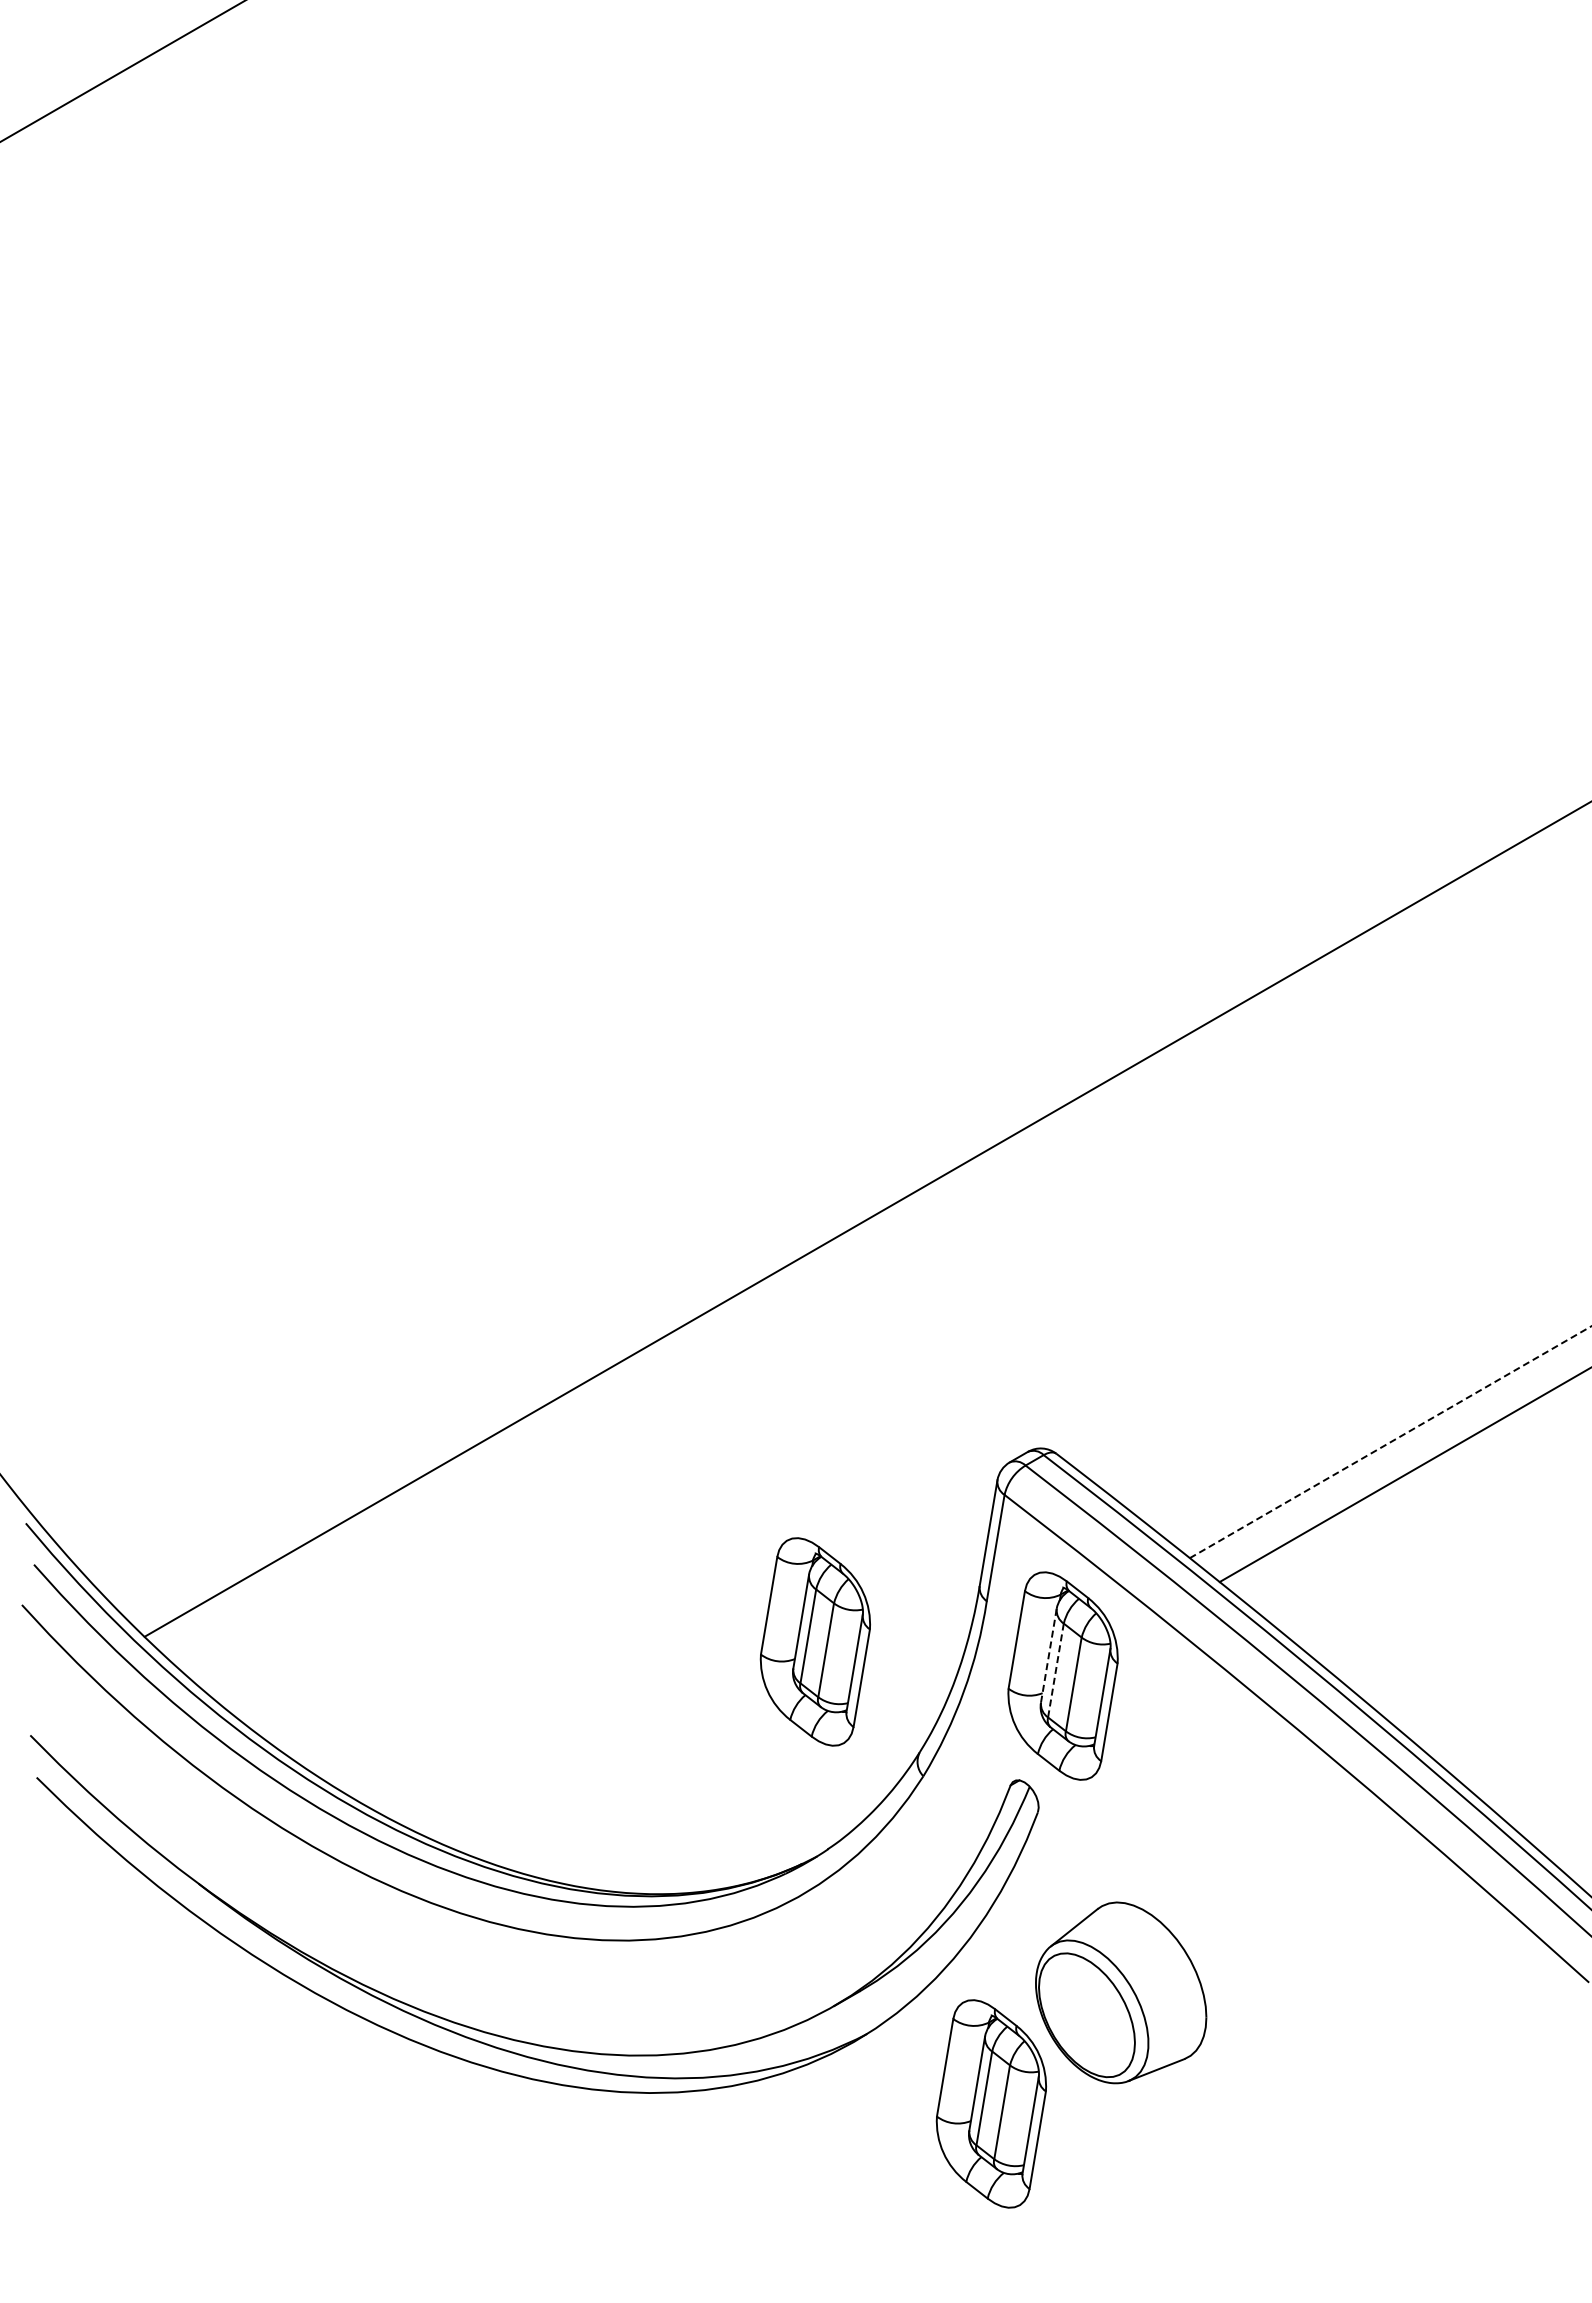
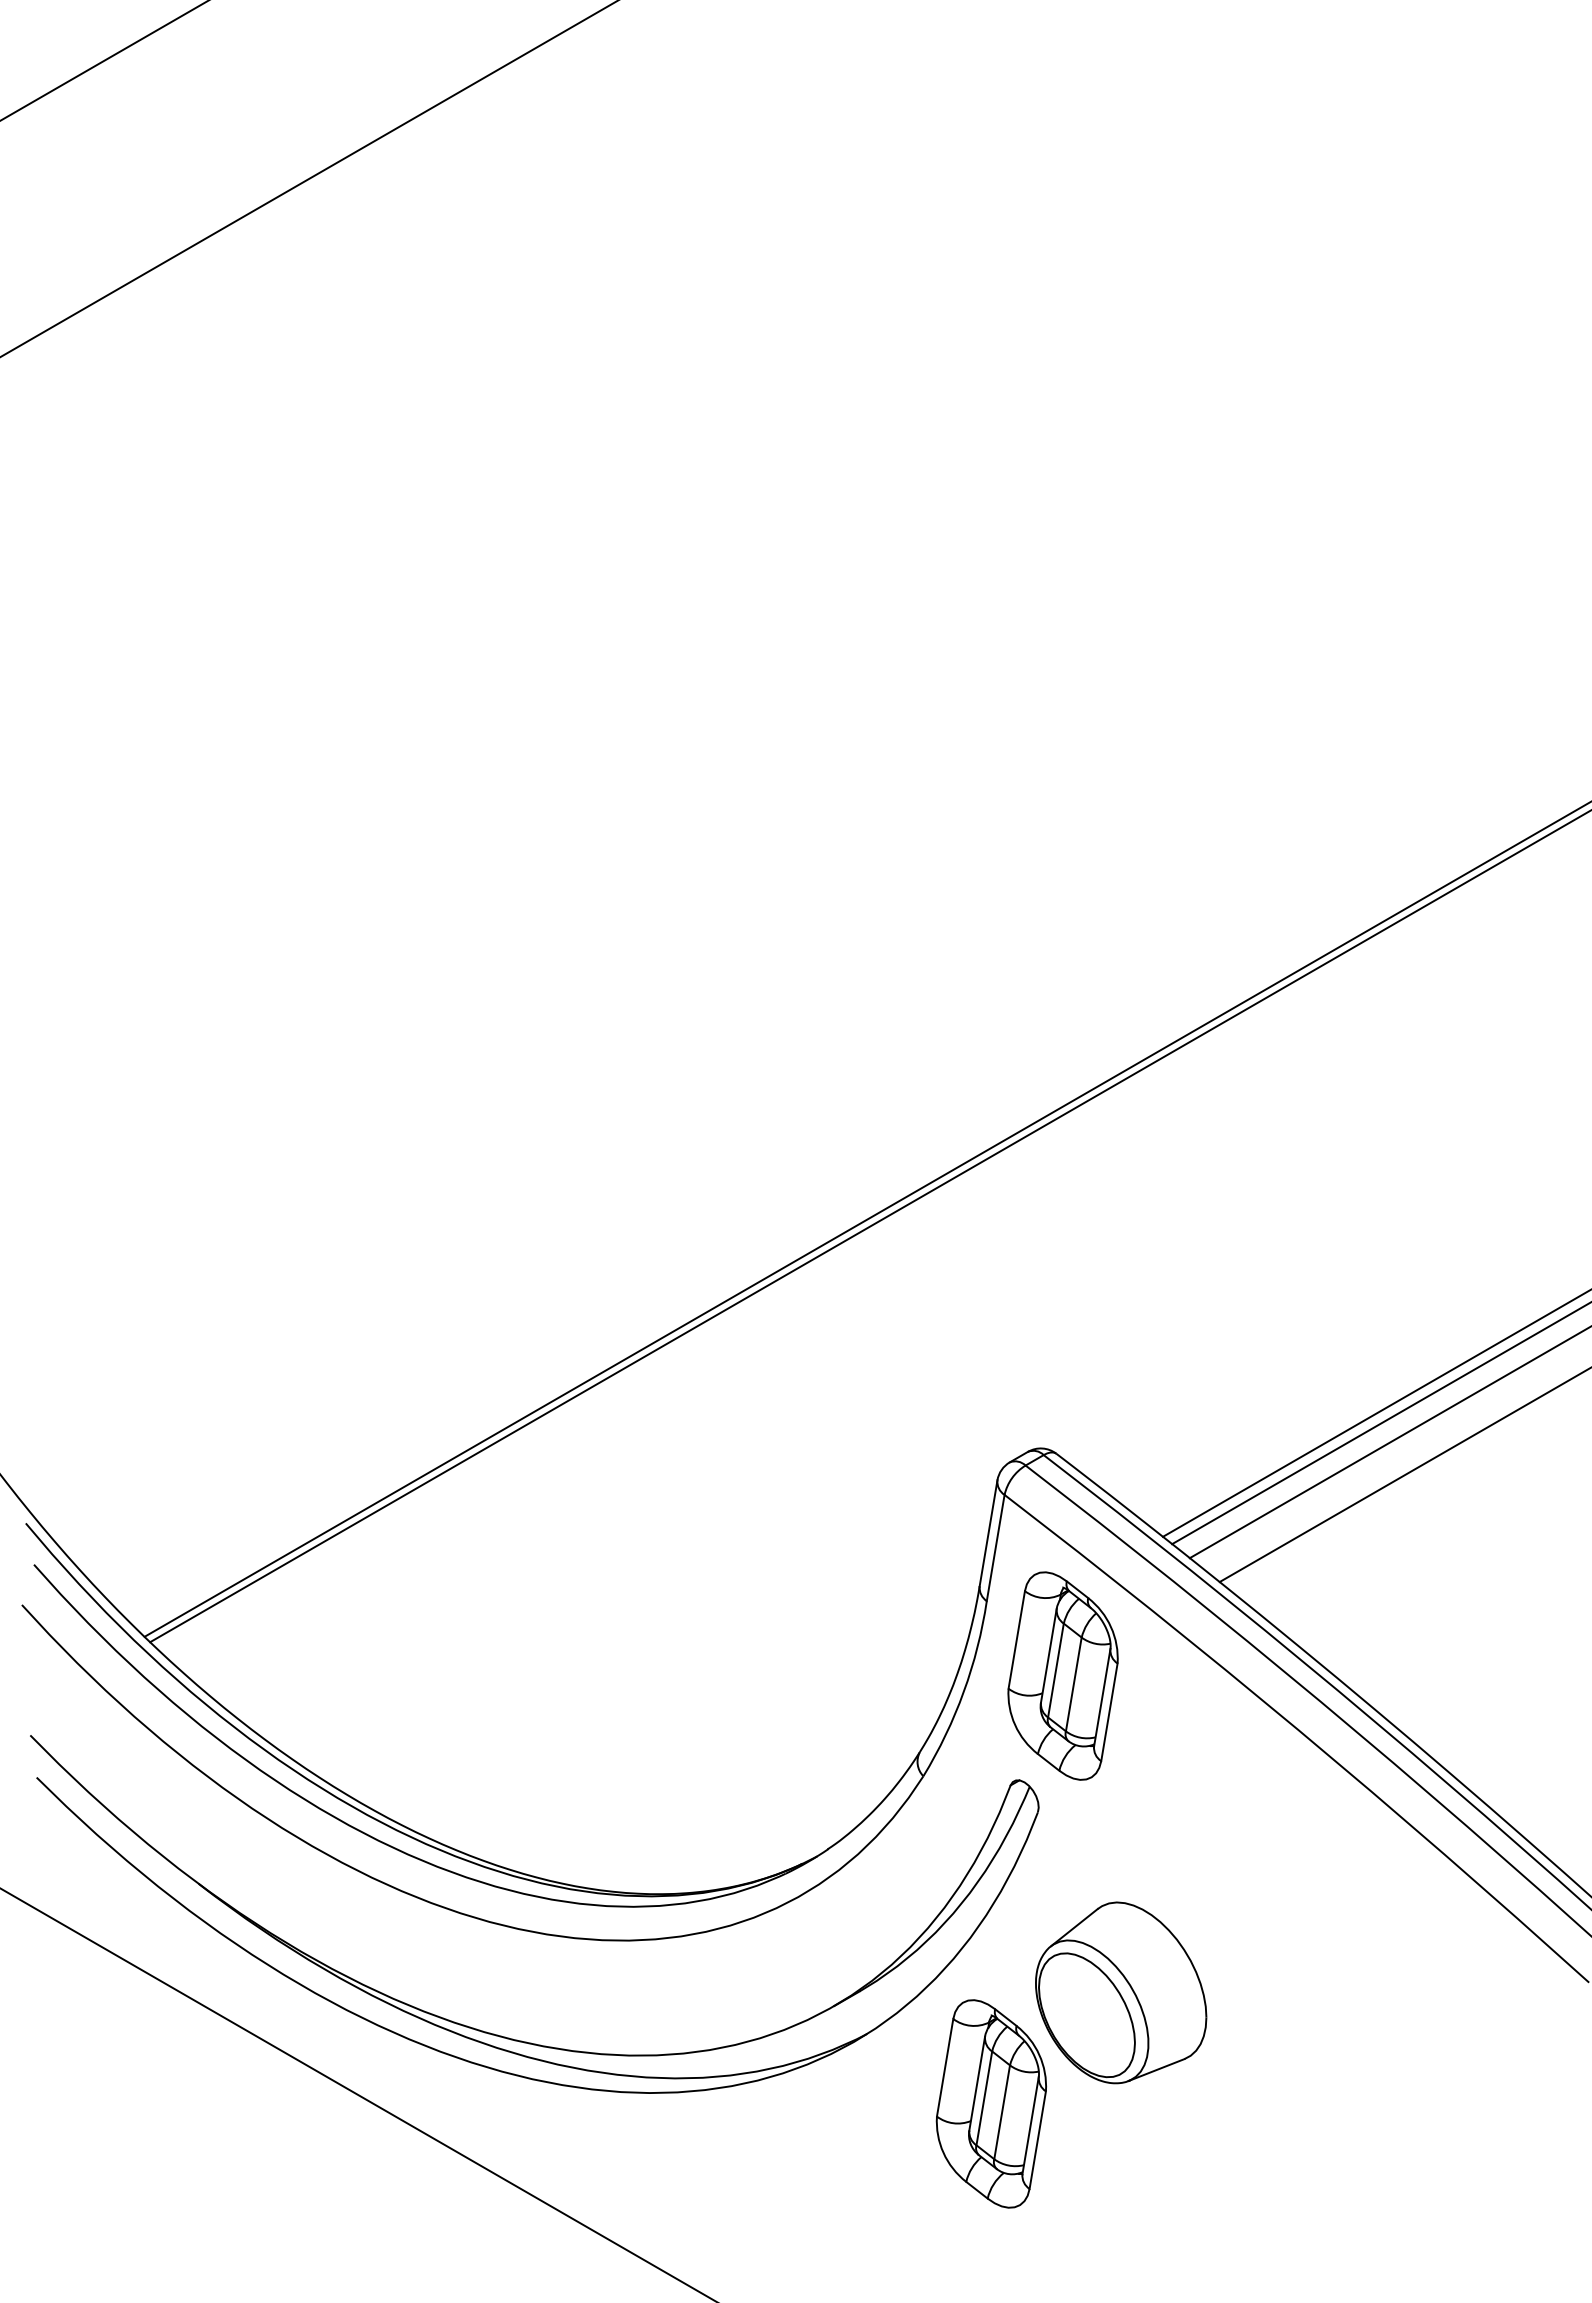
line position: (122, 71) -> (103, 60) (103, 60)
line: none -> present (308, 179)
line: none -> present (869, 1226)
line: none -> present (1375, 1413)
line: none -> present (1380, 1423)
line: dashed -> solid (1390, 1442)
part: present -> none (814, 1641)
line: dashed -> solid (1048, 1655)
line: dashed -> solid (1055, 1670)
line: none -> present (357, 2094)
